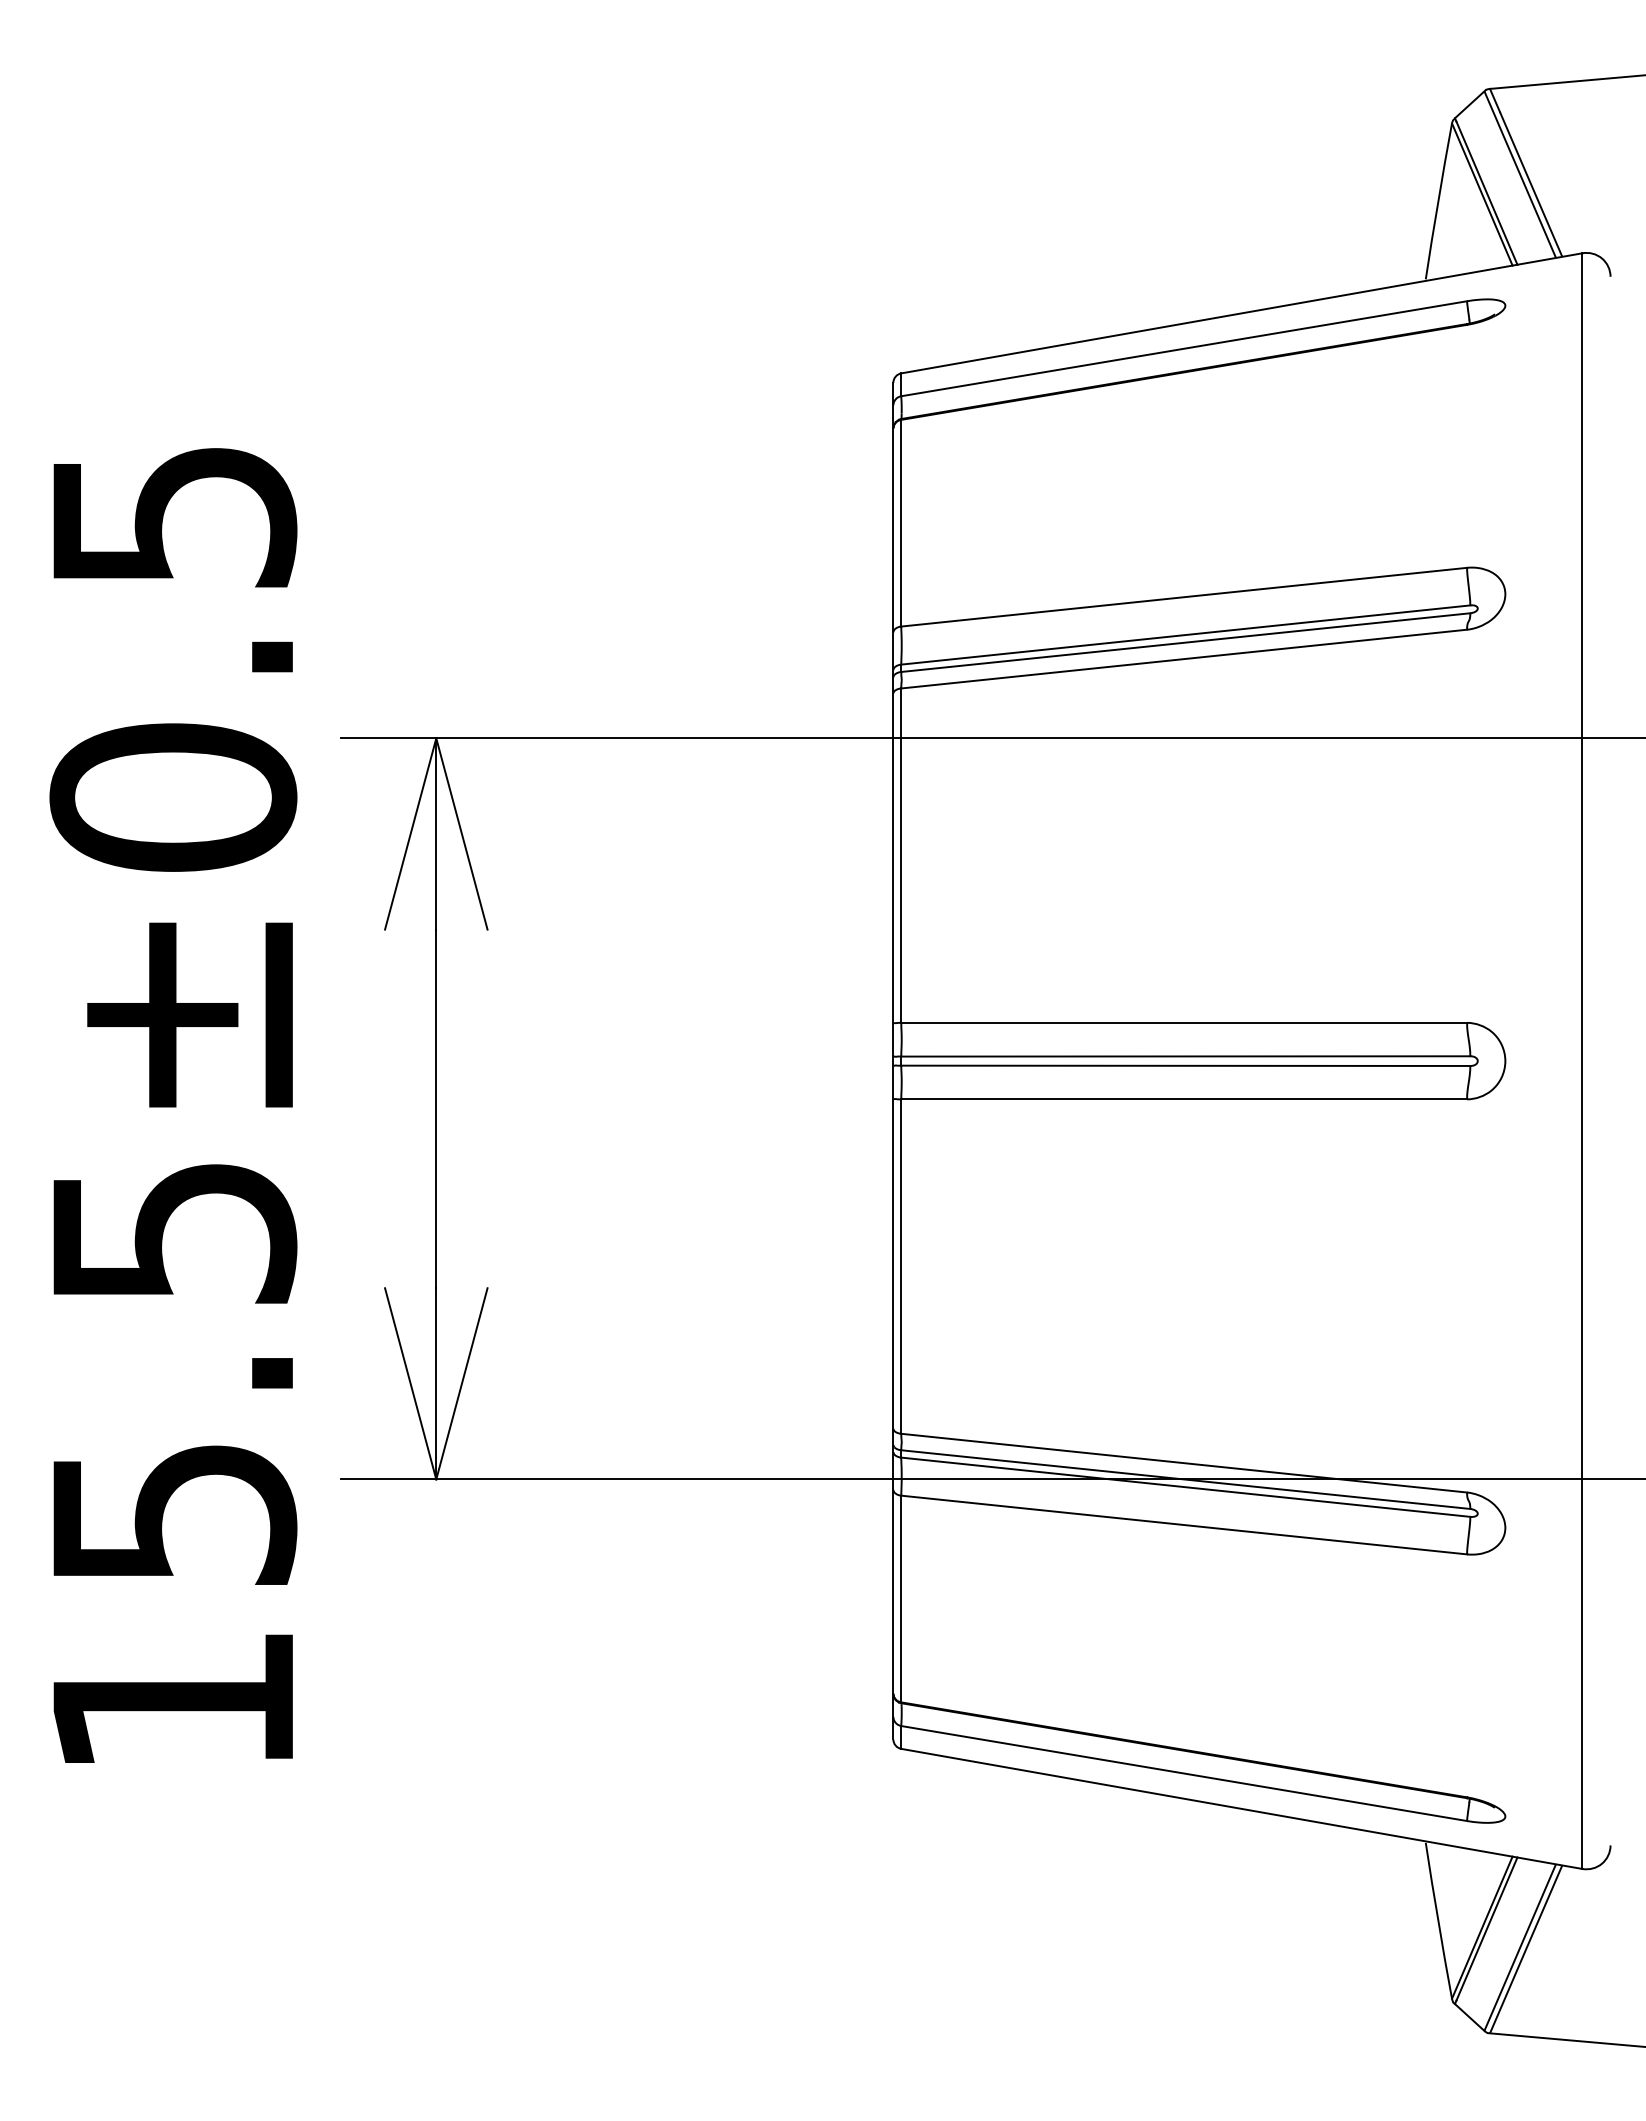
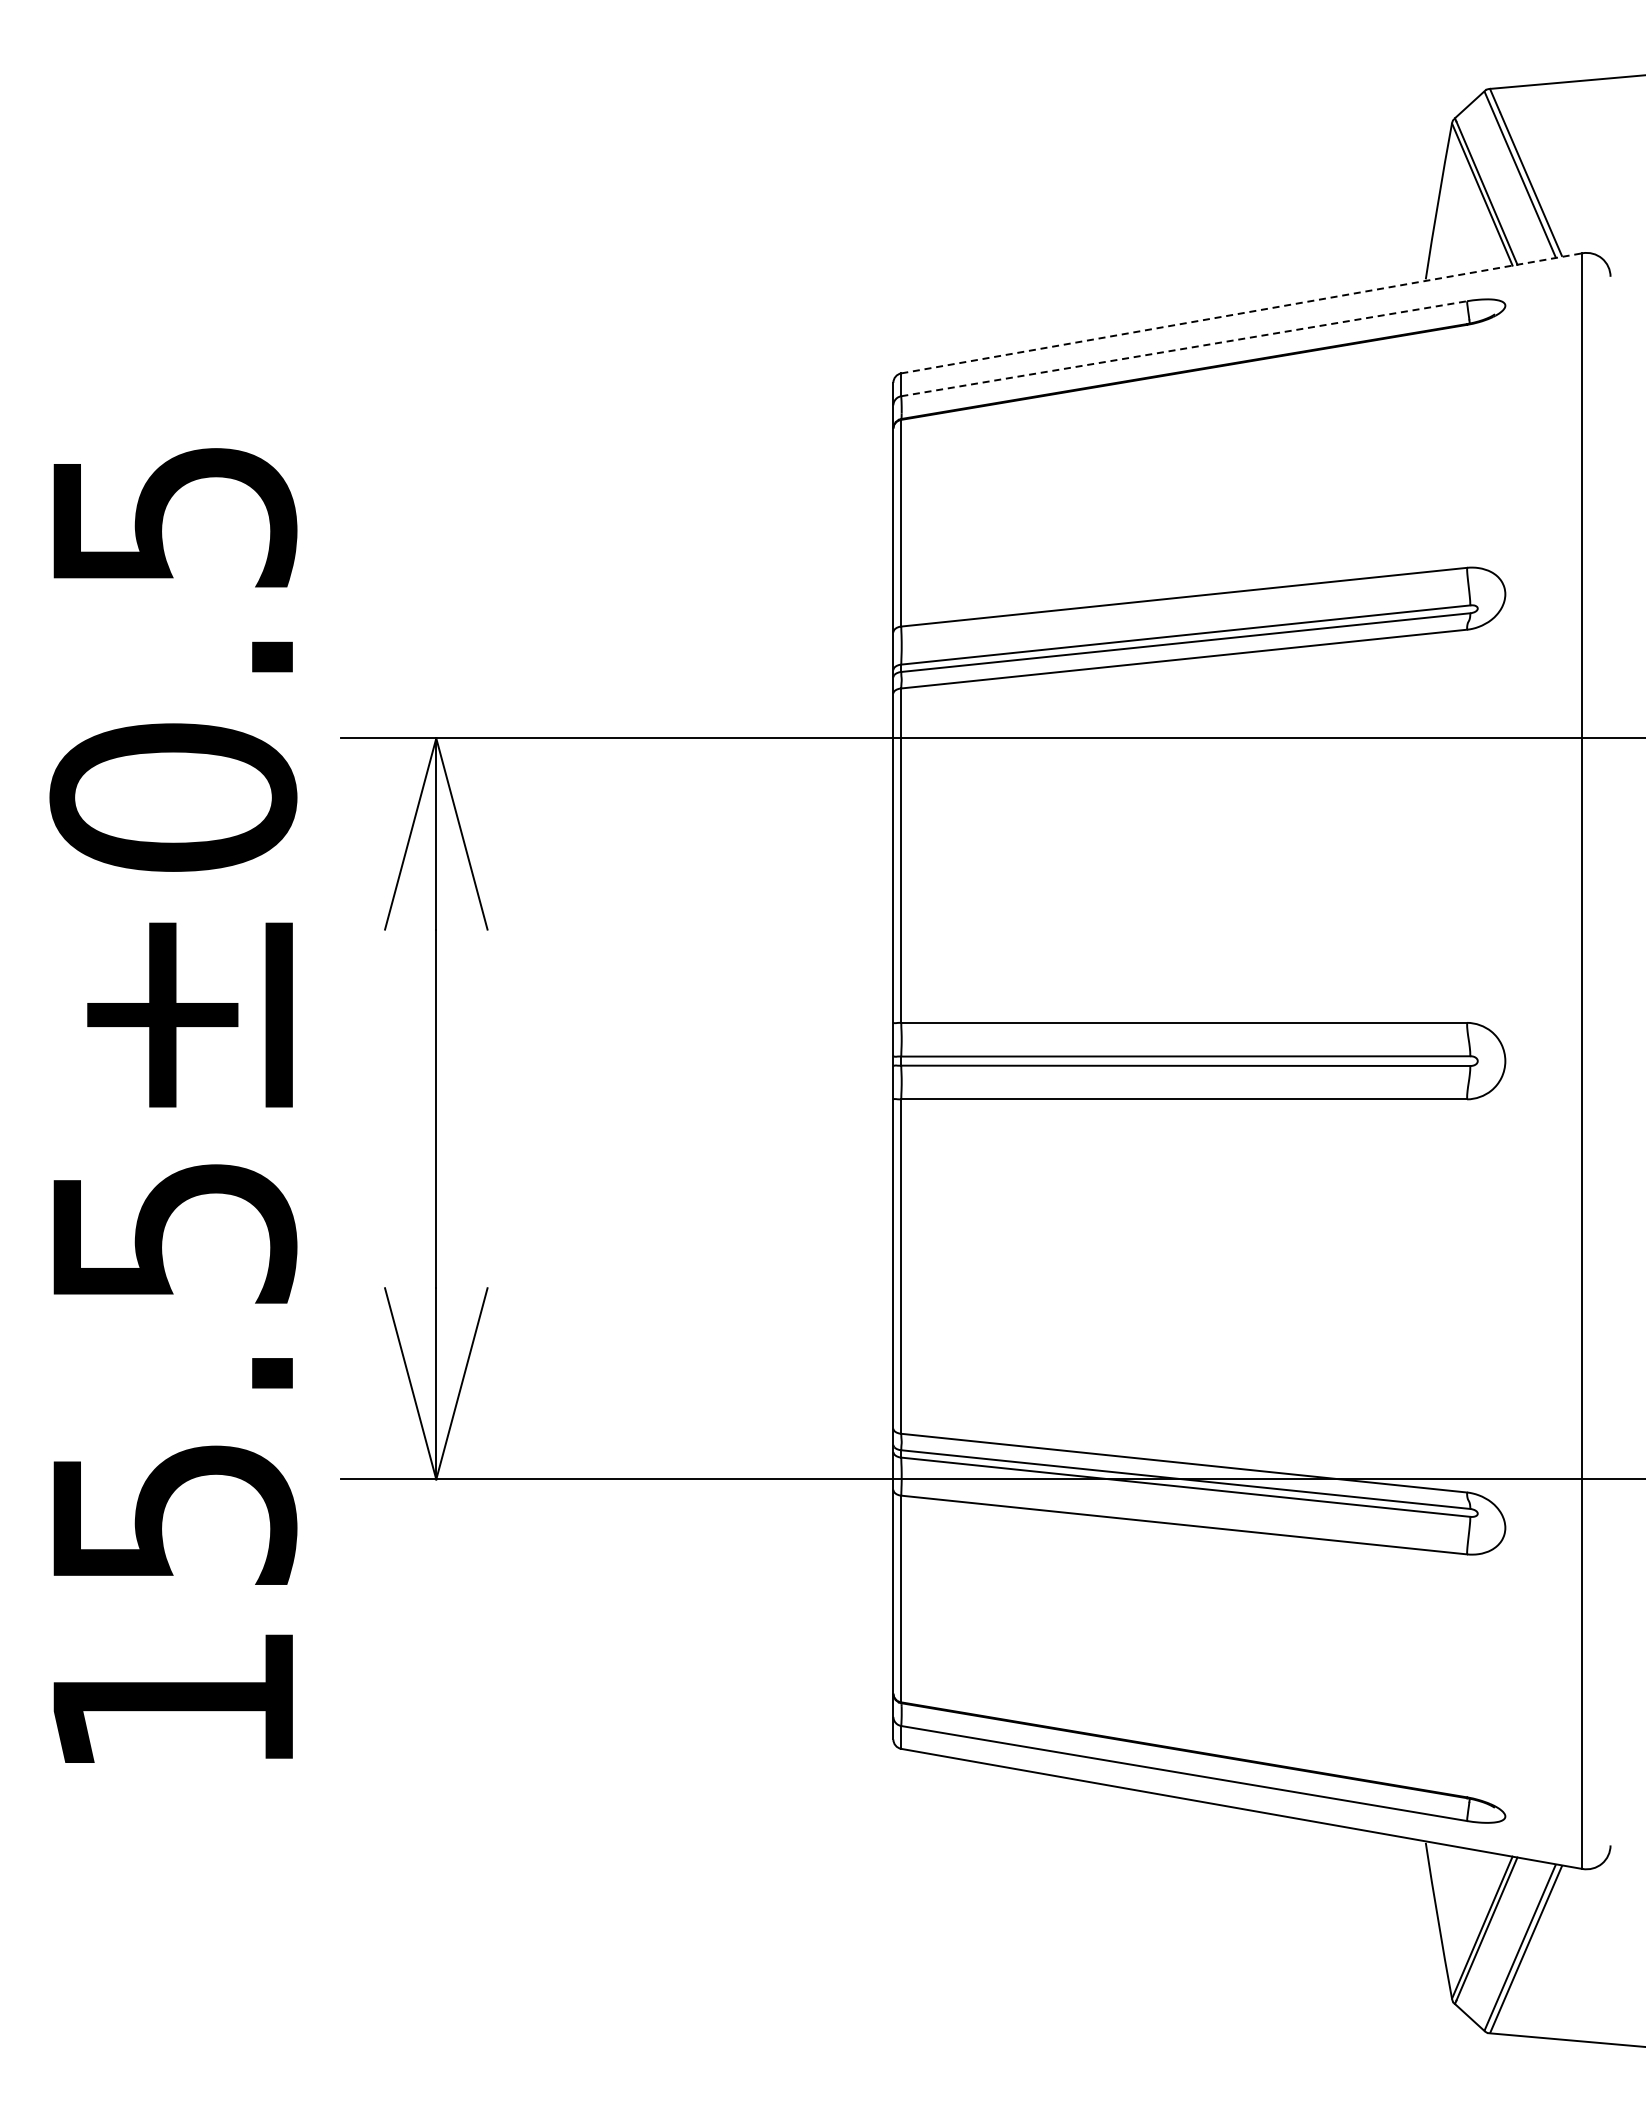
line: solid -> dashed (1241, 313)
line: solid -> dashed (1184, 348)
